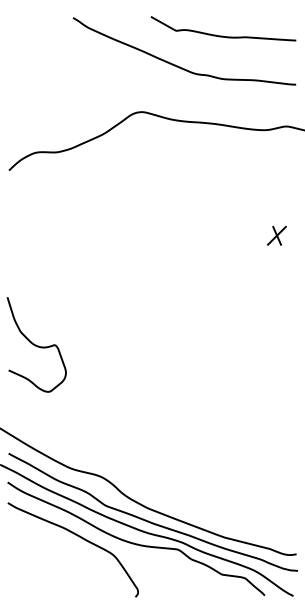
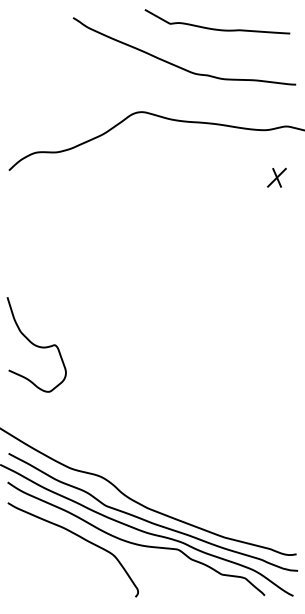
curve position: (223, 35) -> (217, 28) (217, 28)
part position: (276, 235) -> (276, 177) (276, 177)
